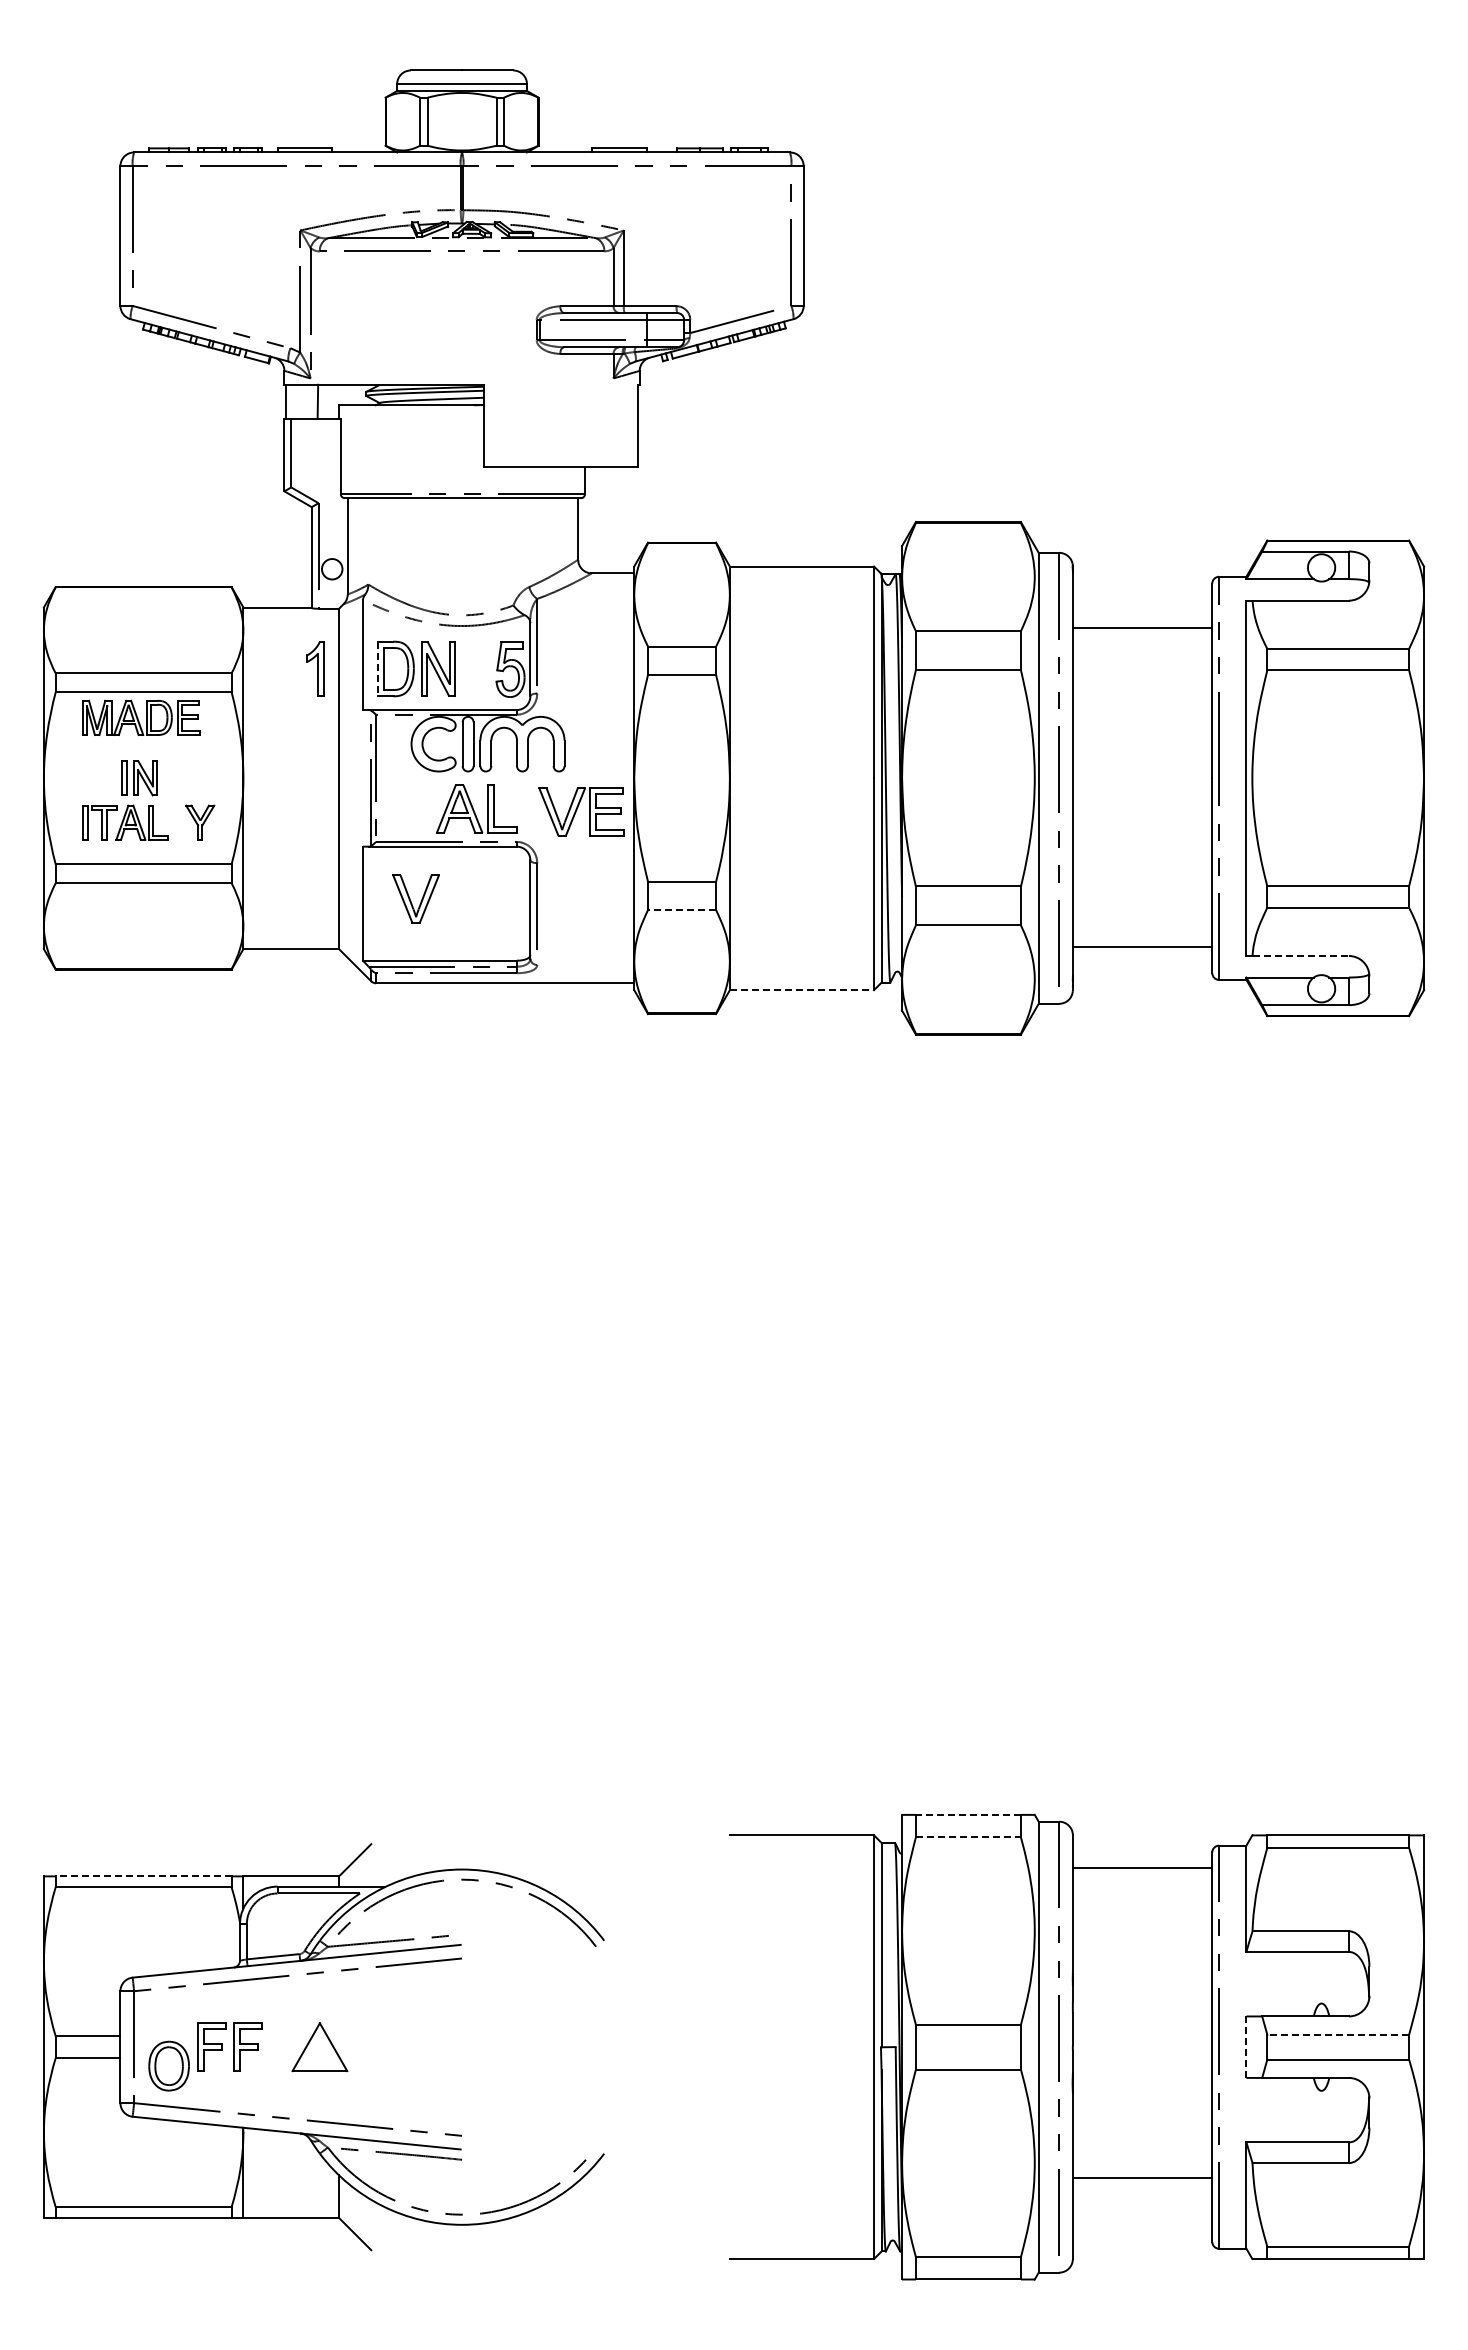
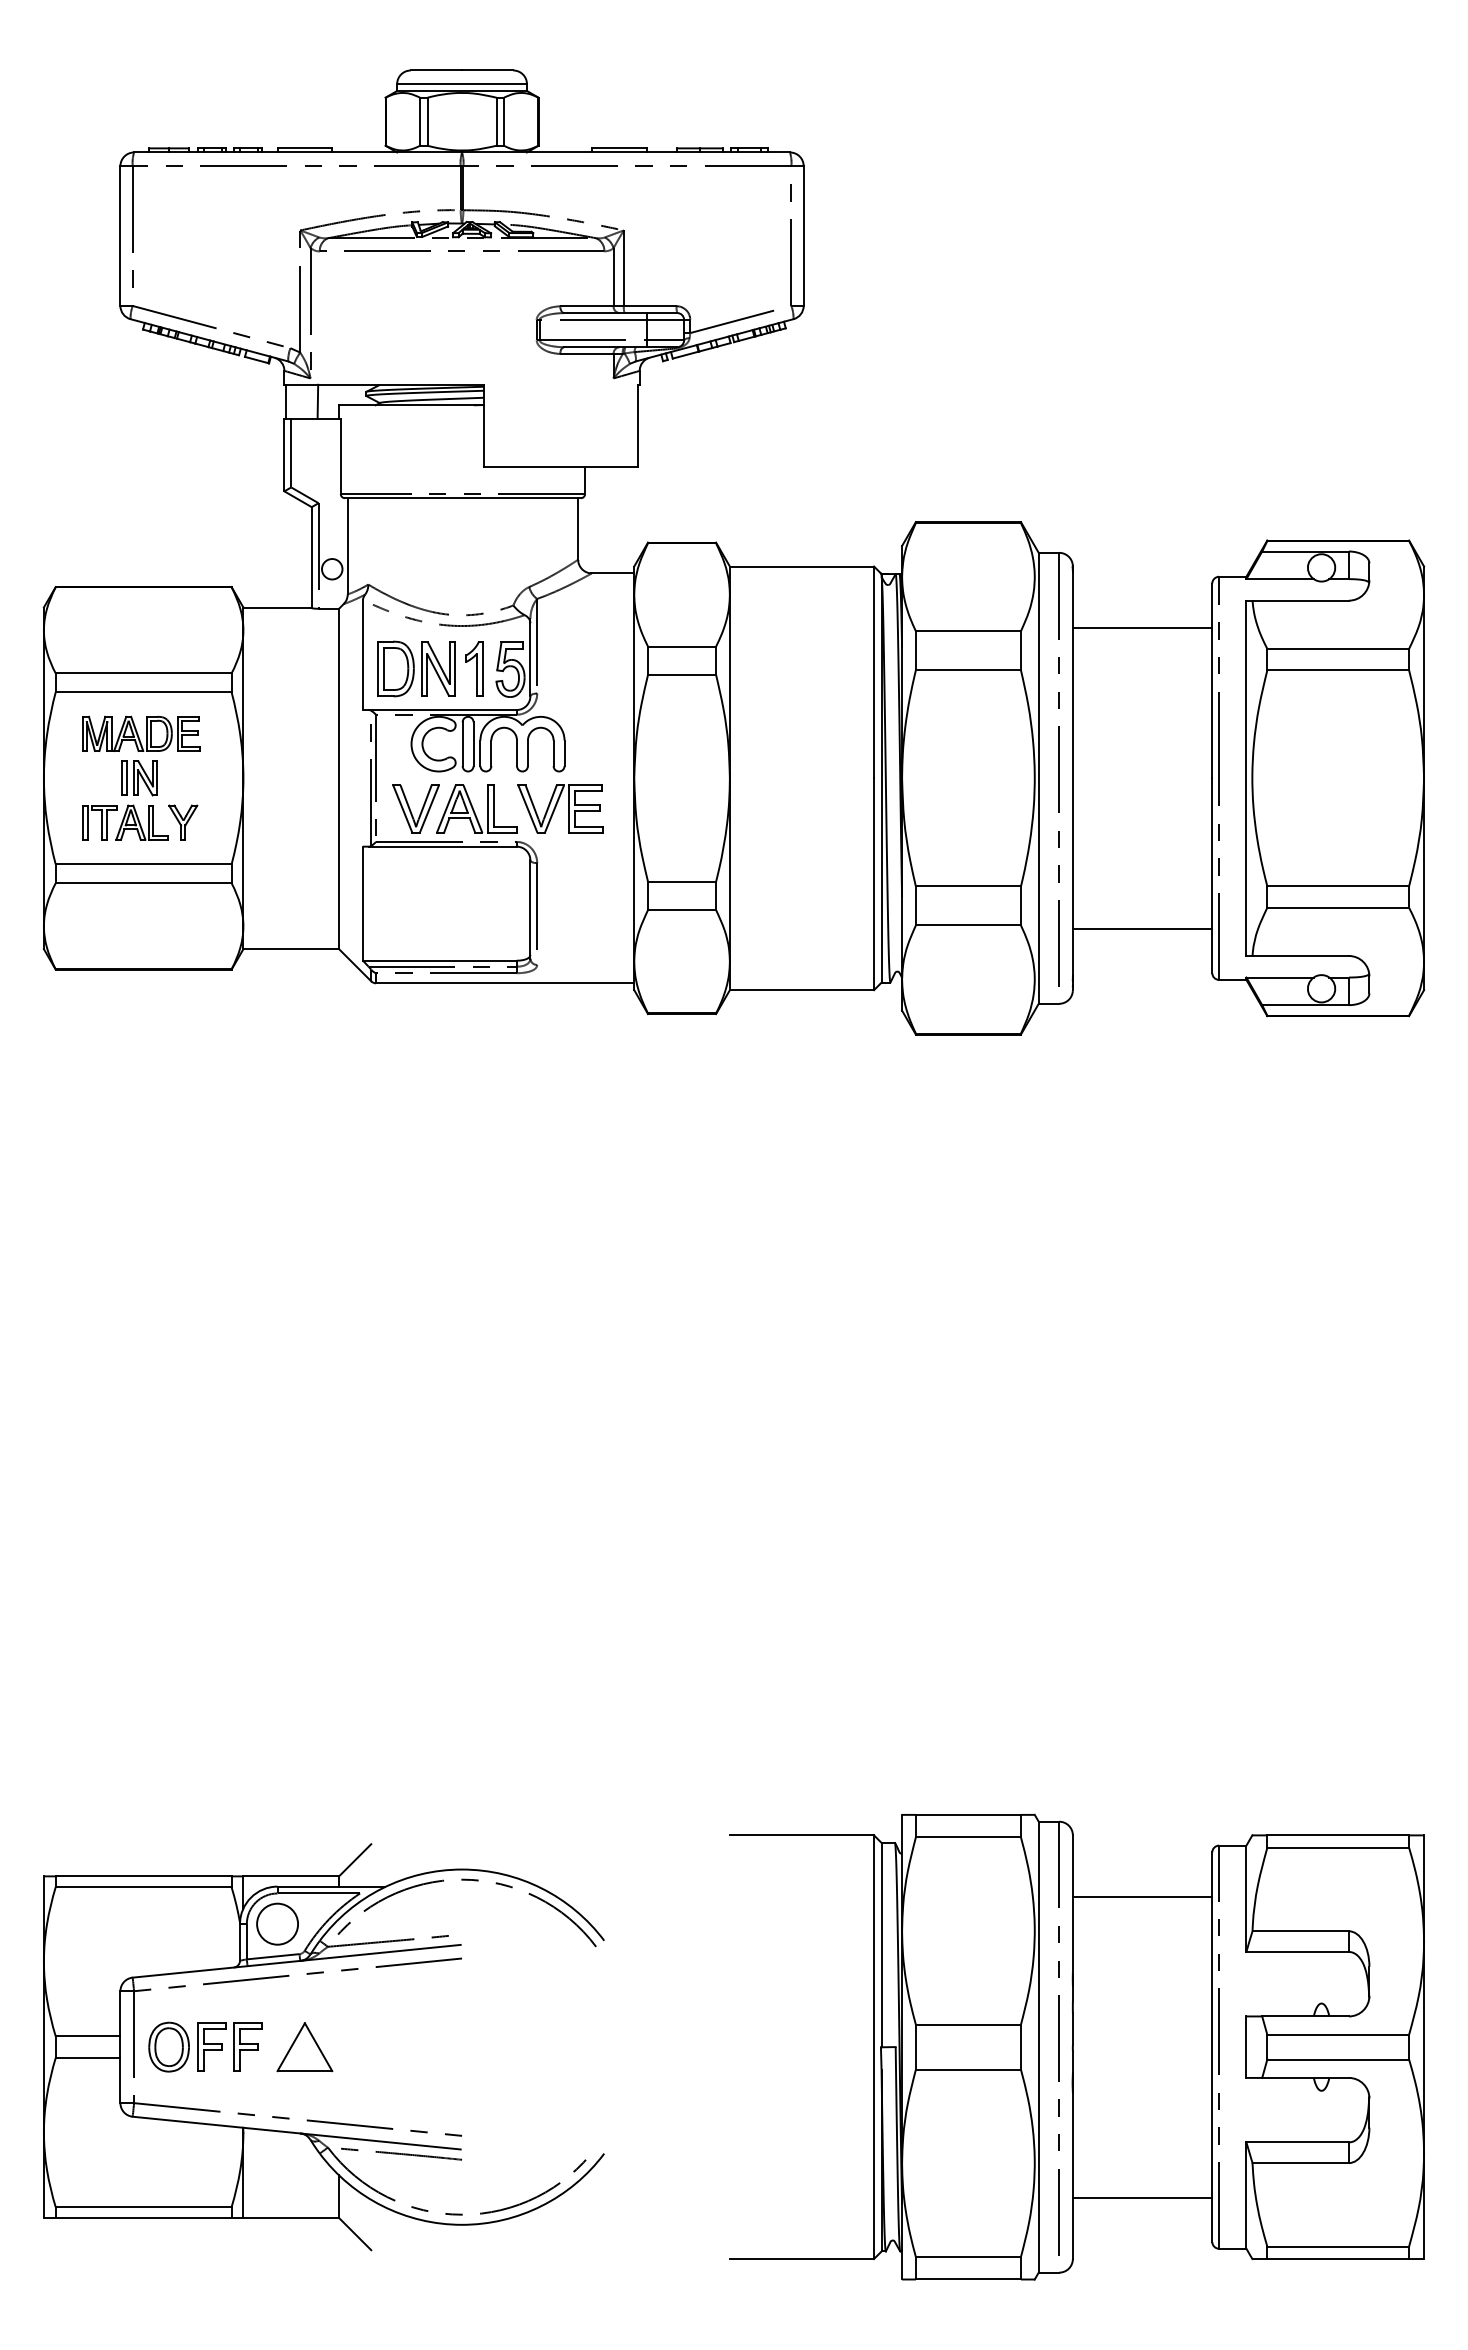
part position: (315, 668) -> (474, 668) (474, 668)
line: dashed -> solid (378, 669)
part position: (141, 717) -> (141, 733) (141, 733)
part position: (581, 811) -> (560, 808) (560, 808)
part position: (200, 822) -> (183, 822) (183, 822)
part position: (415, 898) -> (415, 808) (415, 808)
line: dashed -> solid (681, 910)
line position: (1142, 946) -> (1142, 928) (1142, 928)
line: dashed -> solid (1301, 955)
line: dashed -> solid (802, 990)
line: dashed -> solid (968, 1814)
line: dashed -> solid (968, 1837)
line position: (1142, 1867) -> (1142, 1896) (1142, 1896)
line: dashed -> solid (143, 1876)
circle: none -> present (277, 1923)
line: dashed -> solid (1338, 2034)
part position: (319, 2047) -> (304, 2047) (304, 2047)
line: dashed -> solid (1246, 2047)
part position: (168, 2065) -> (168, 2046) (168, 2046)
line position: (1142, 2177) -> (1142, 2197) (1142, 2197)
